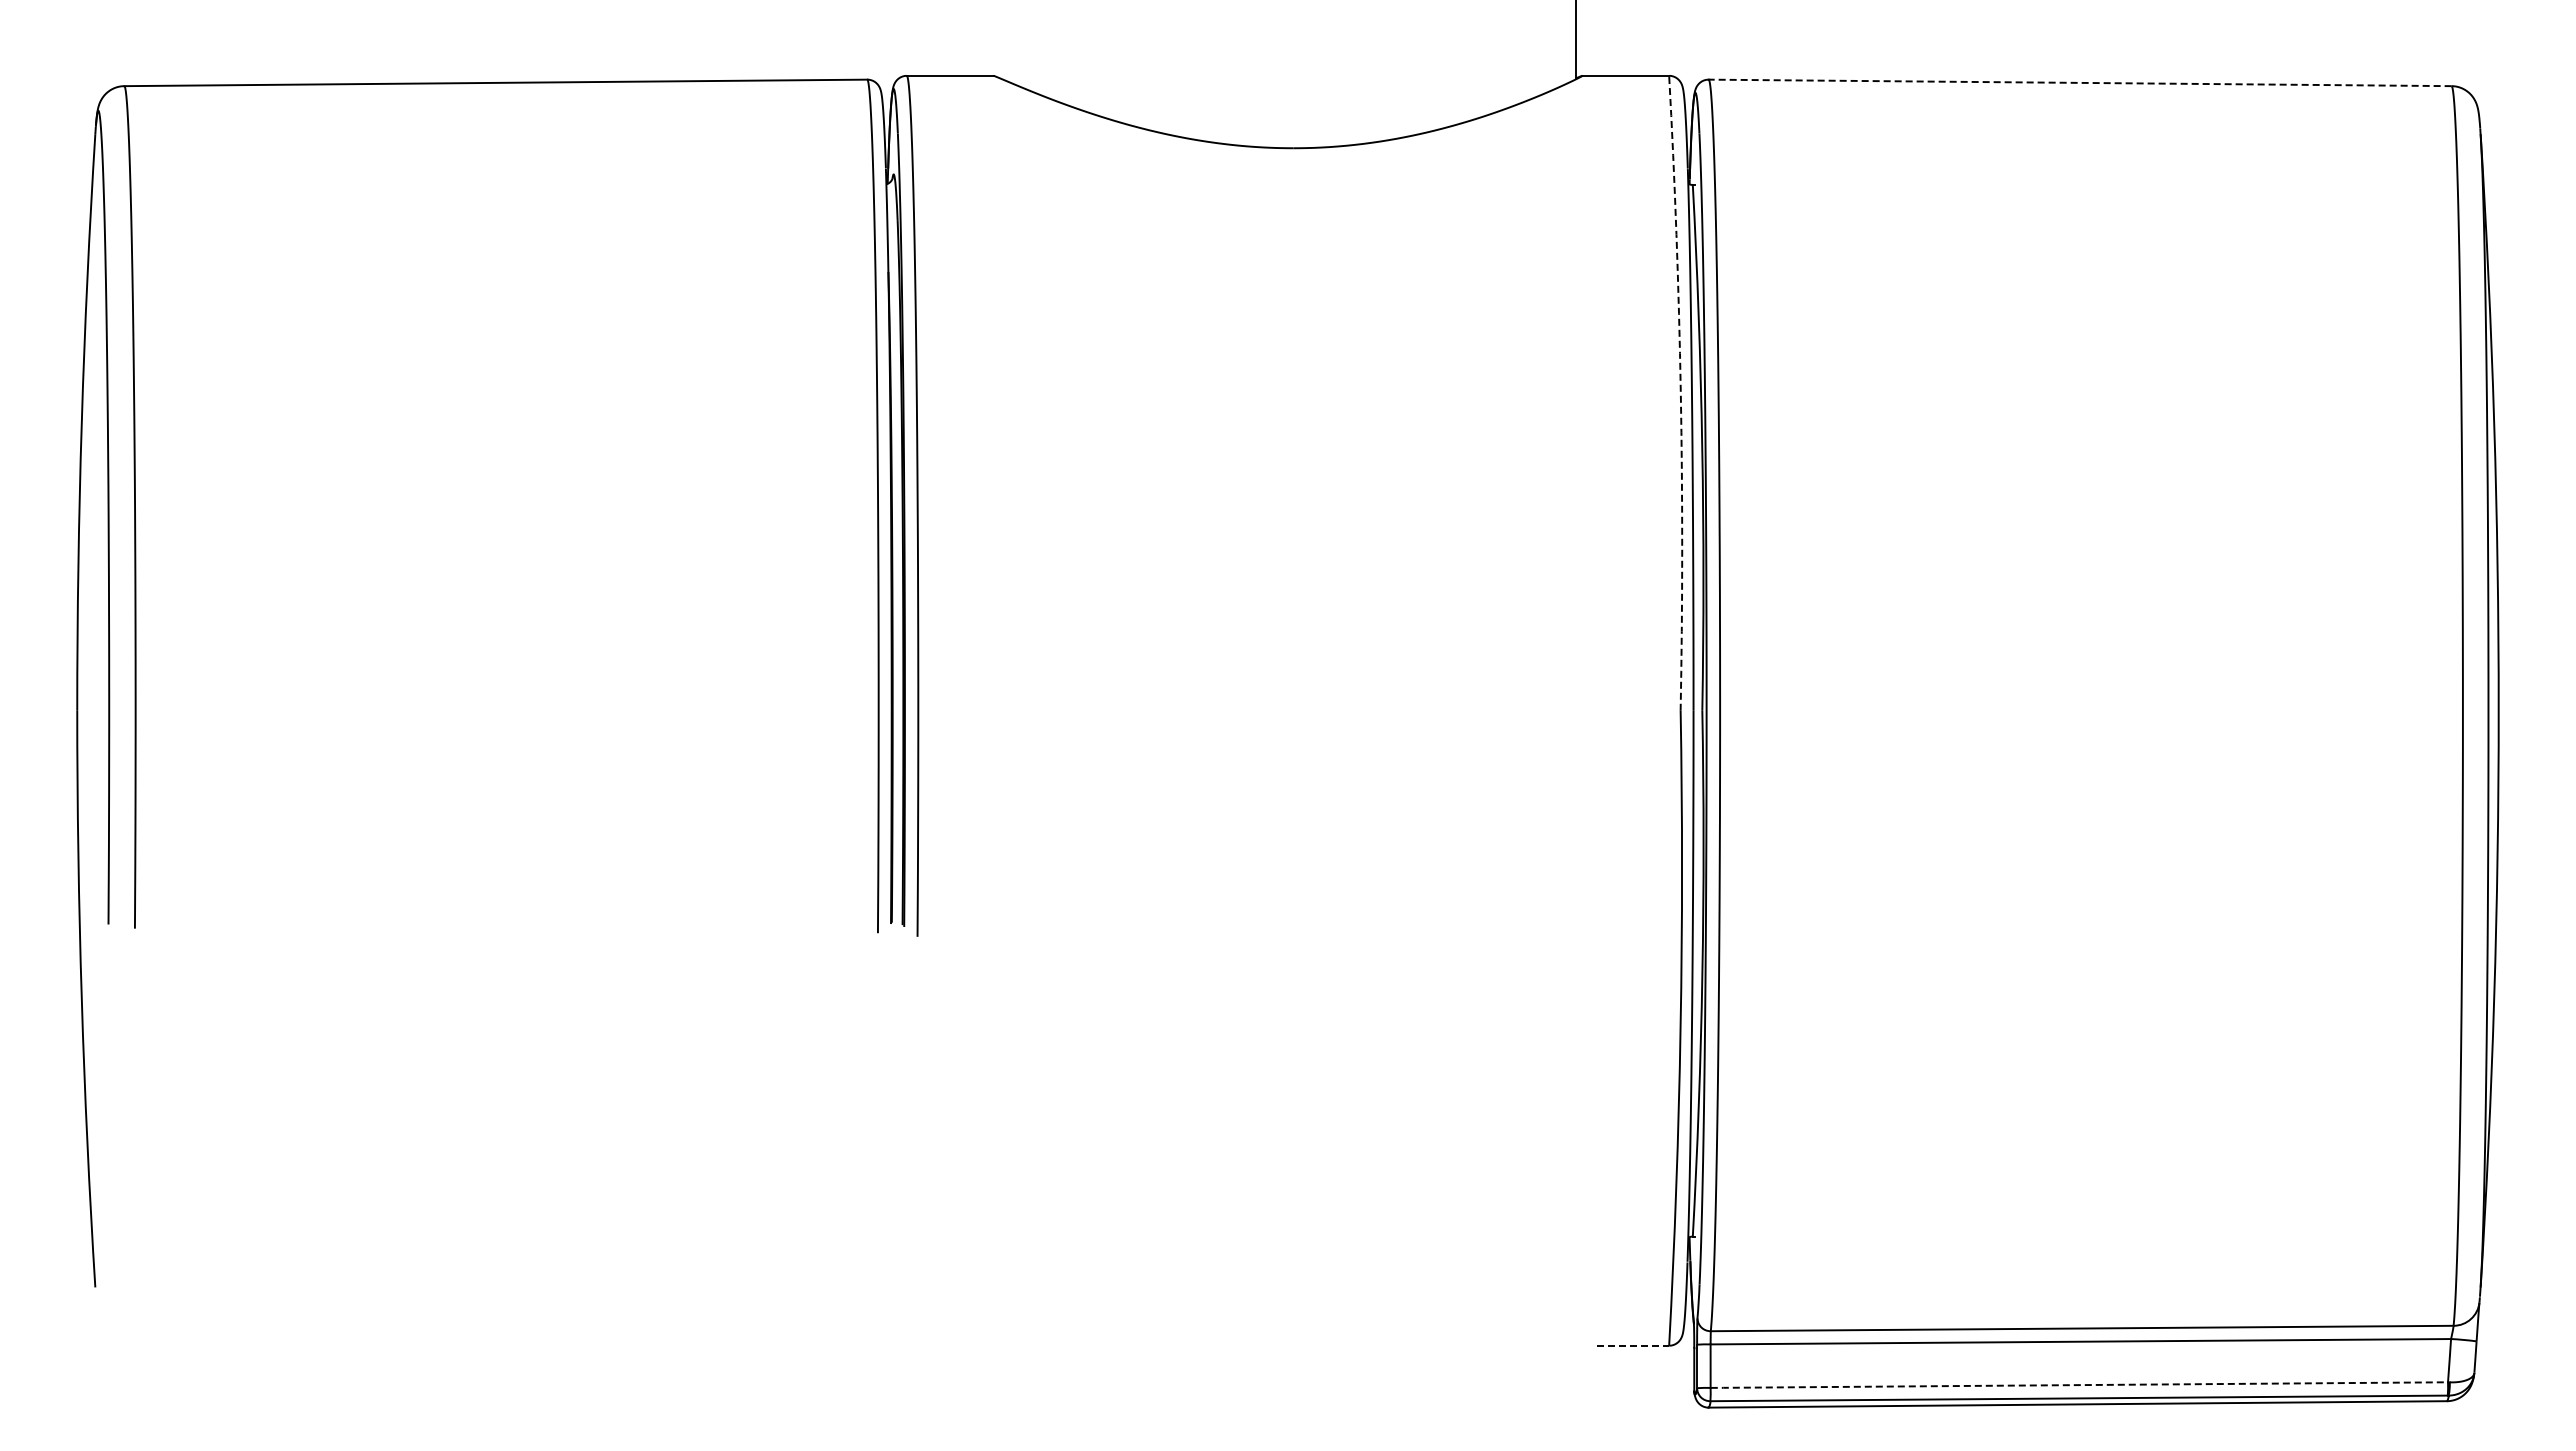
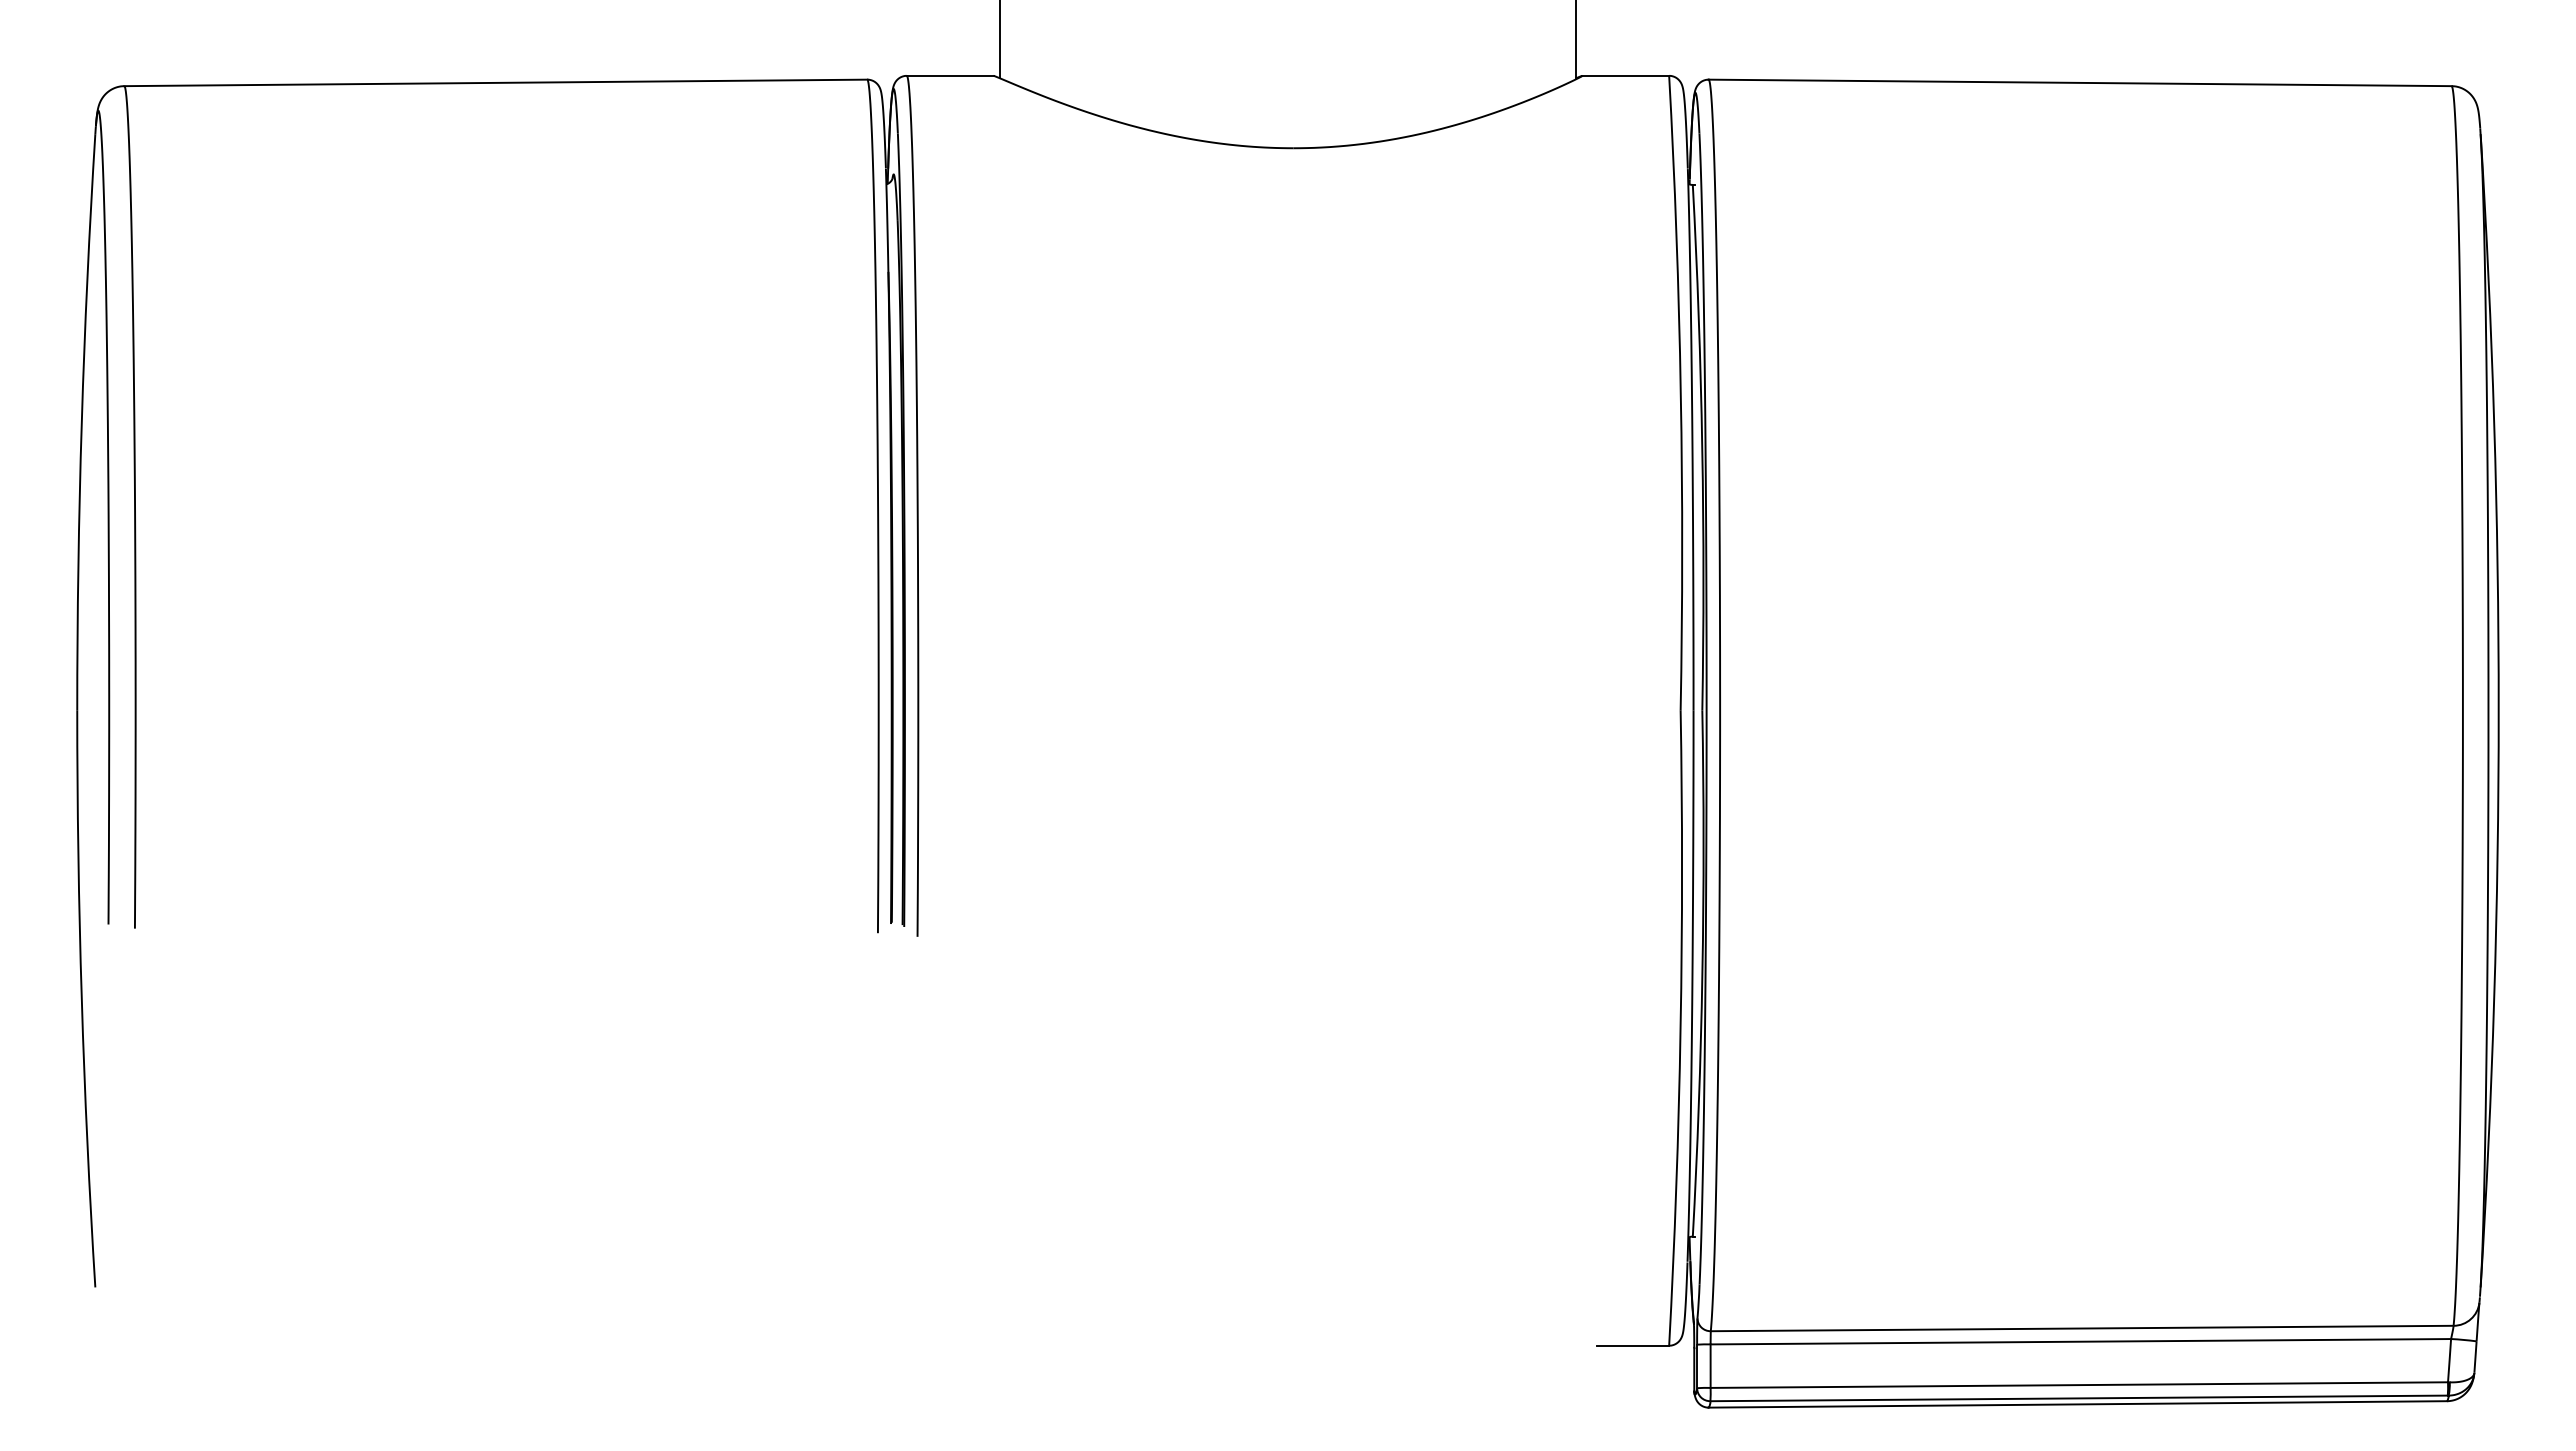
line: none -> present (1000, 40)
line: dashed -> solid (2079, 82)
arc: dashed -> solid (1680, 393)
line: dashed -> solid (1633, 1345)
line: dashed -> solid (2079, 1385)
